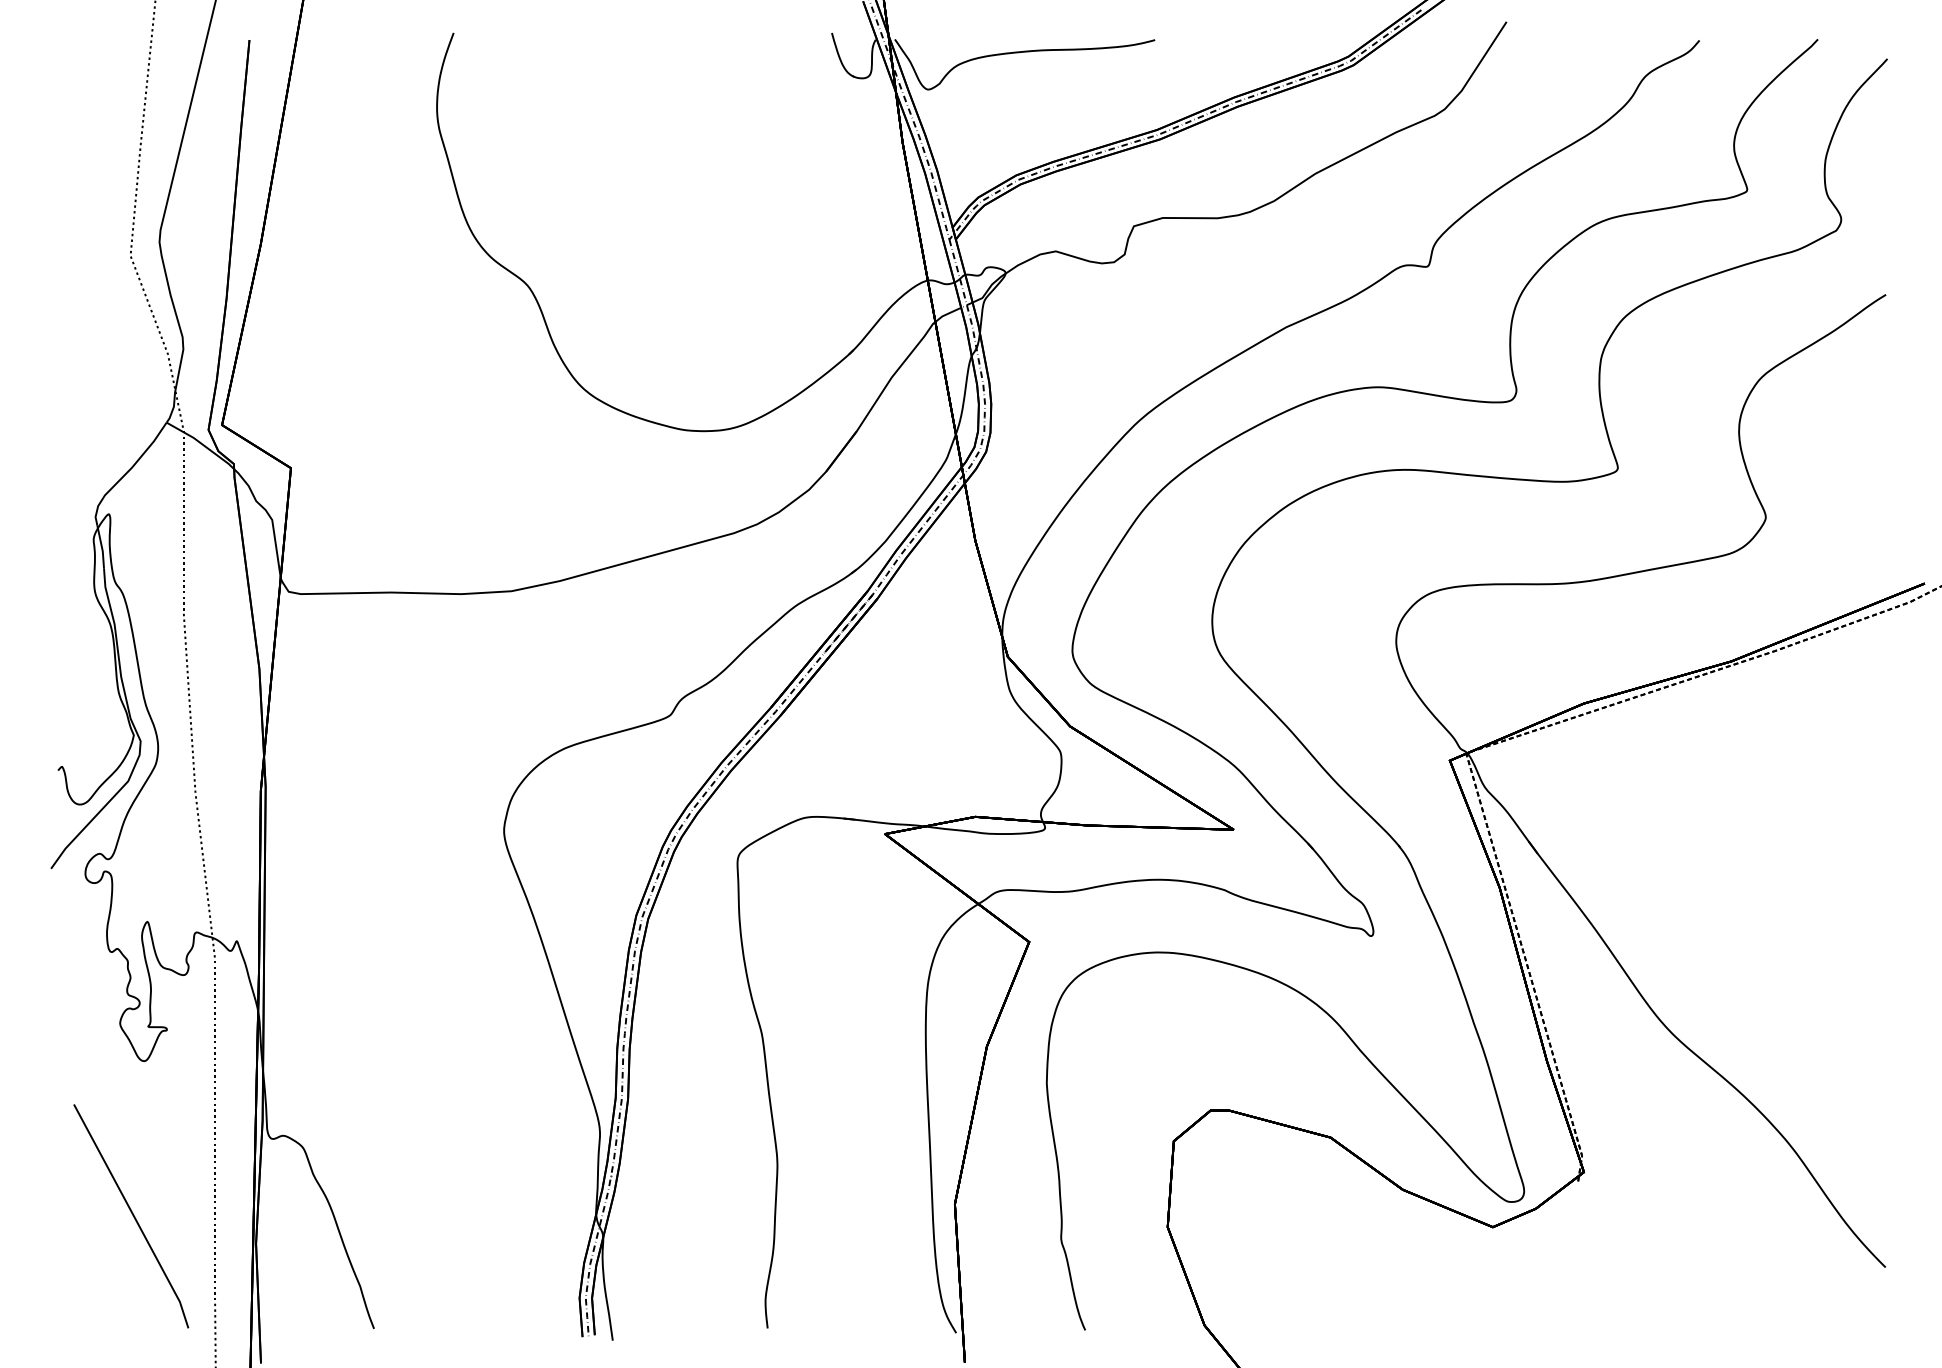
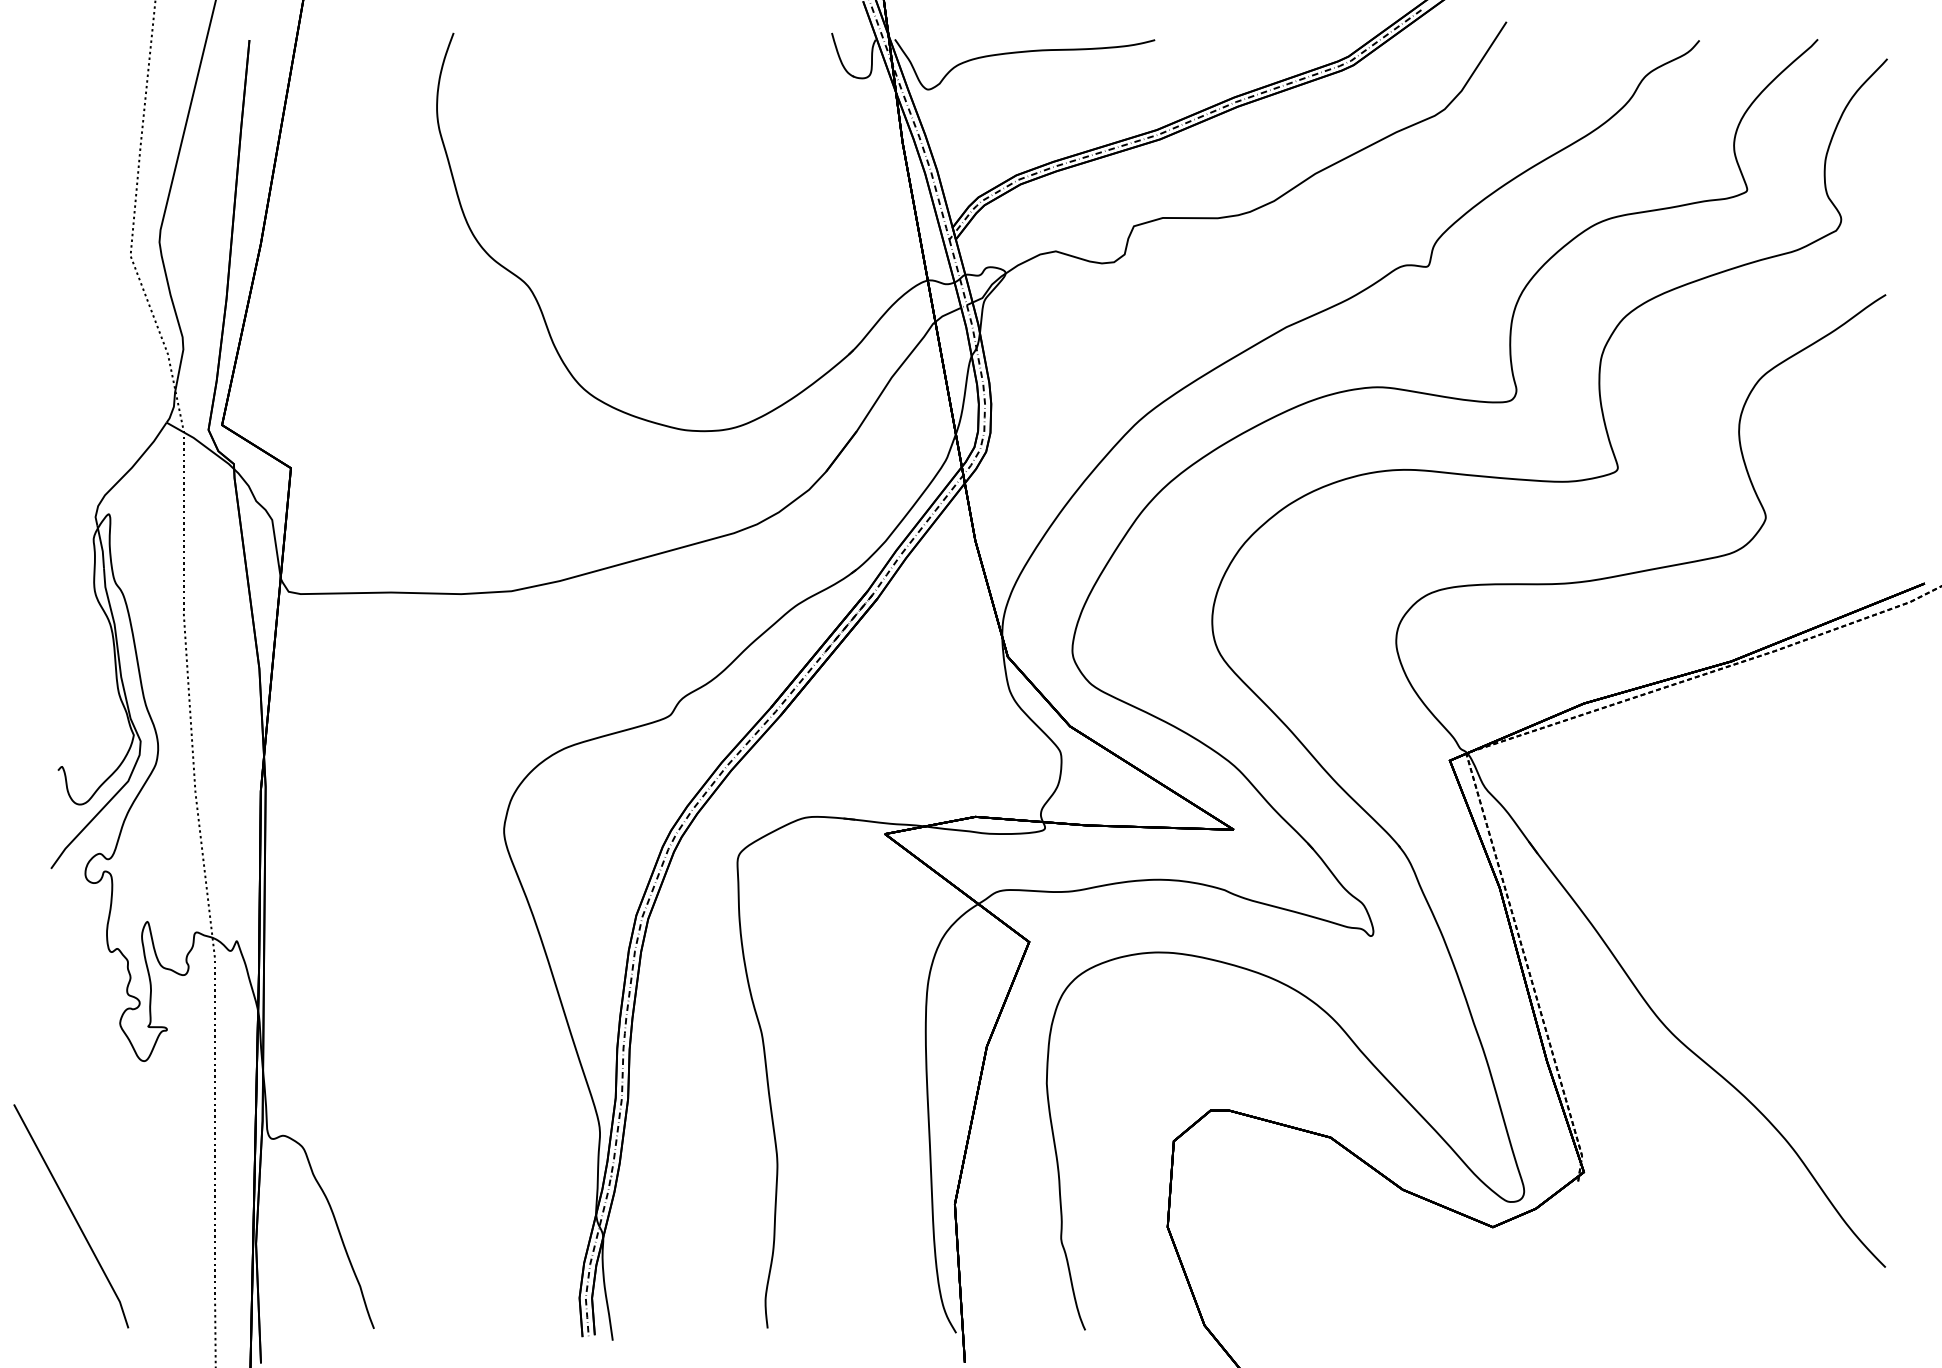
line position: (132, 1215) -> (72, 1215) (72, 1215)
